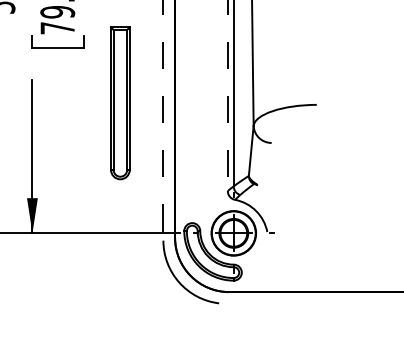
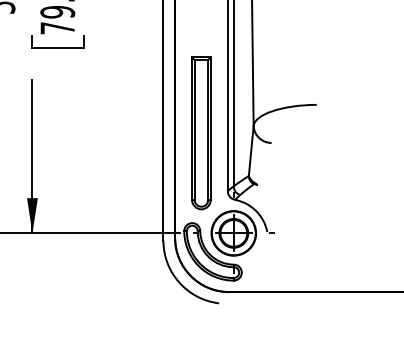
line: dashed -> solid (227, 96)
part position: (120, 103) -> (201, 133) (201, 133)
line: dashed -> solid (163, 120)
